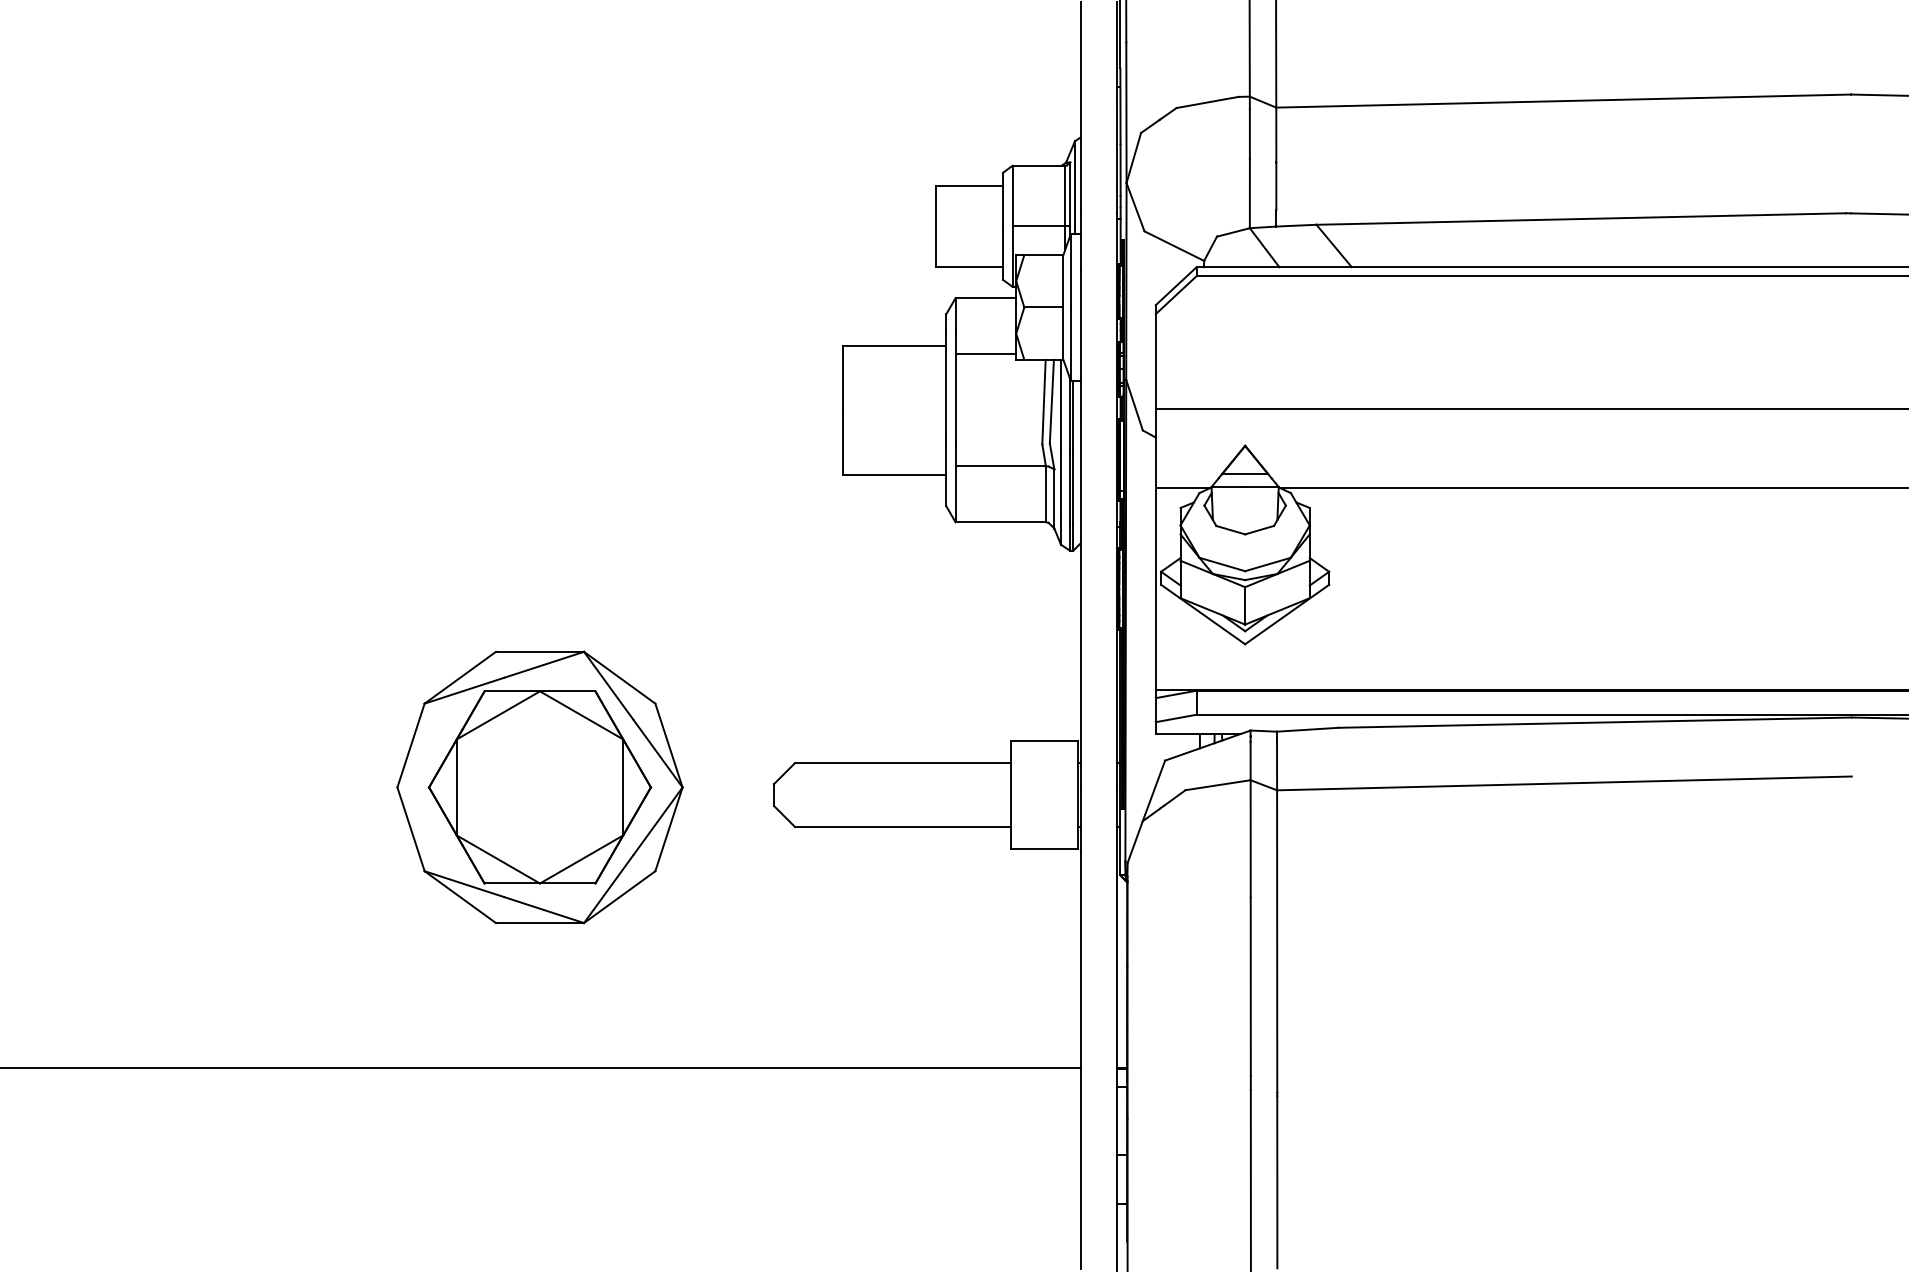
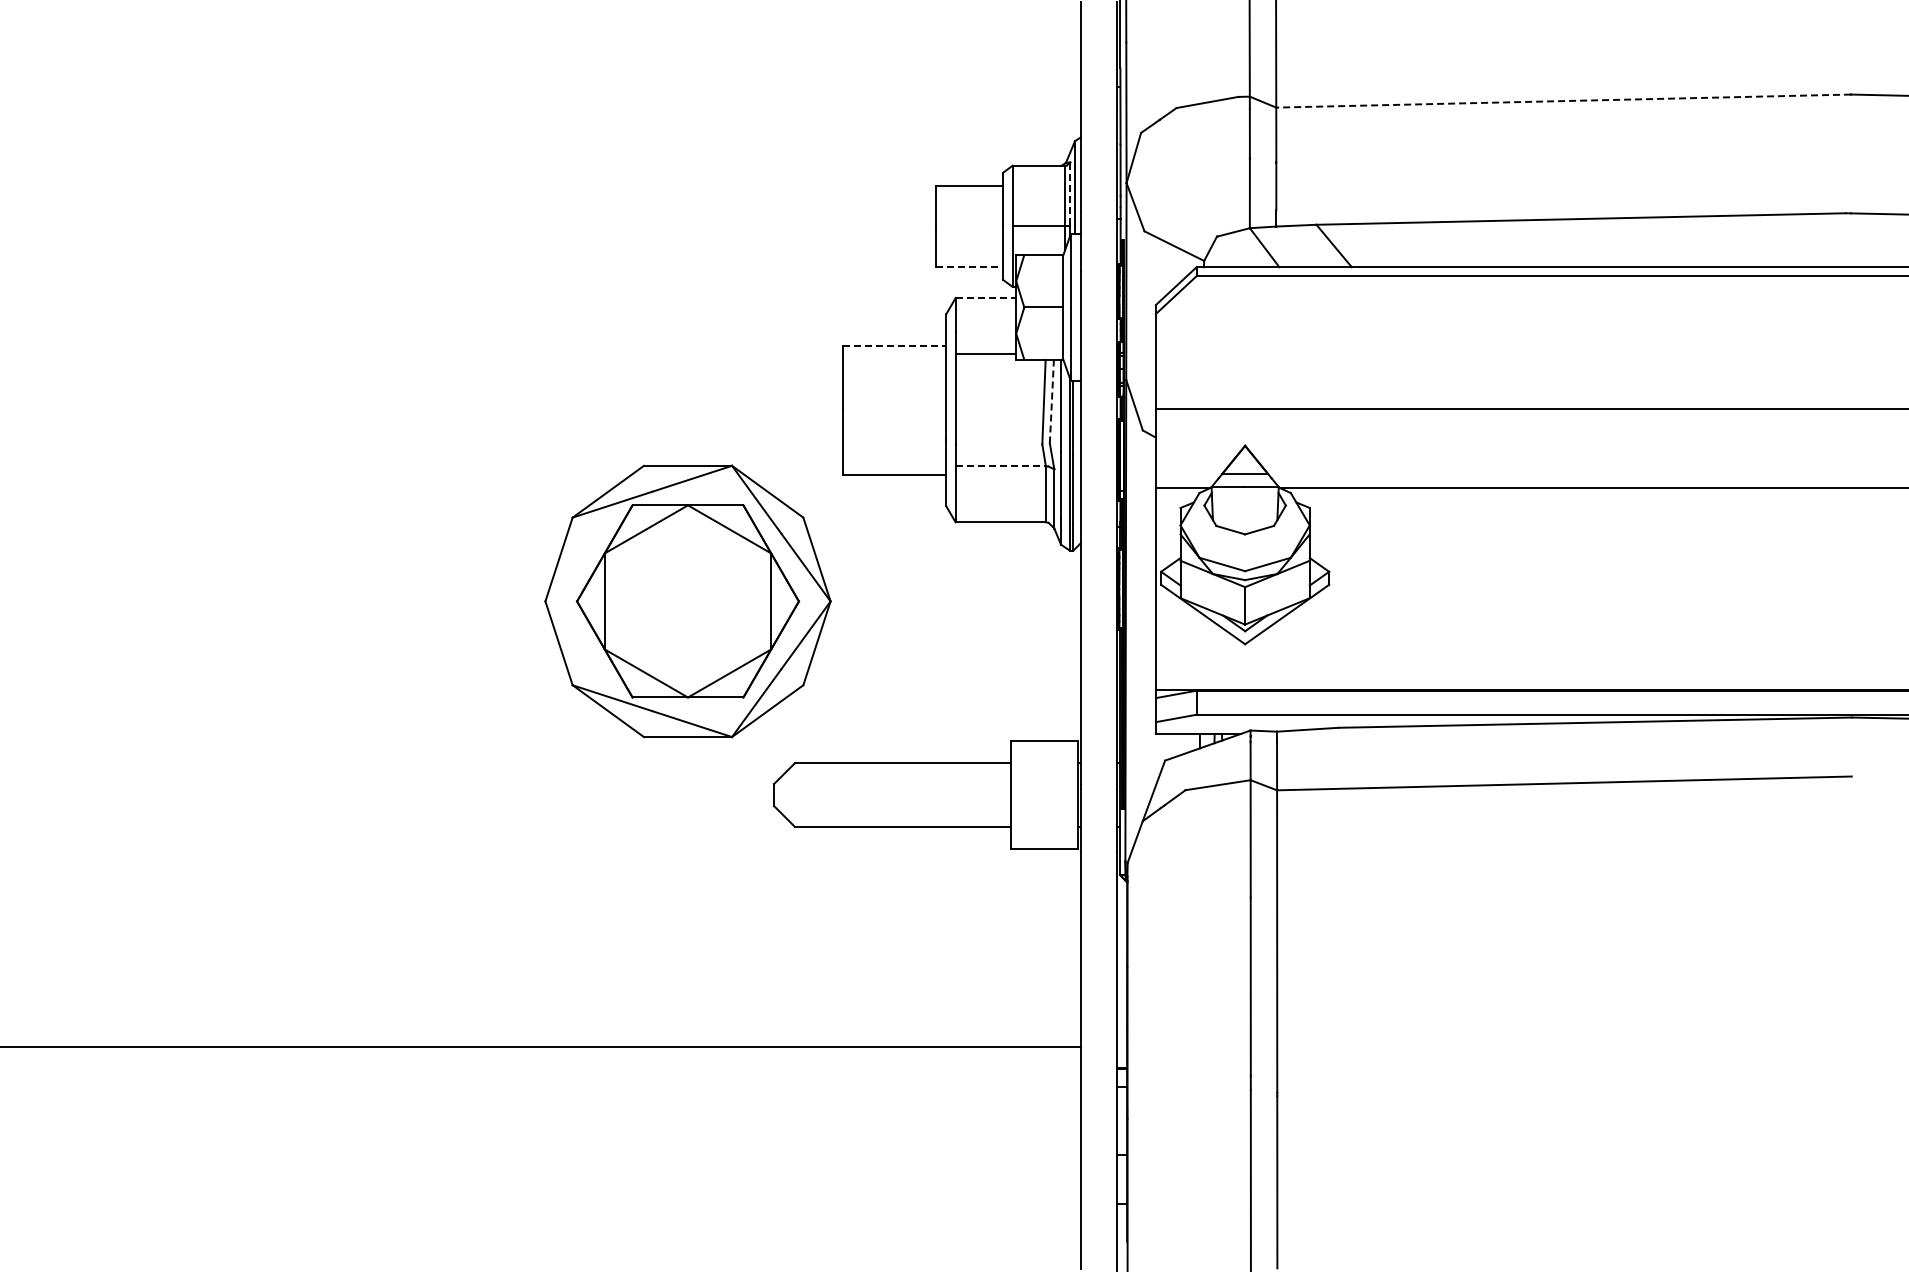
line: solid -> dashed (1563, 101)
line: solid -> dashed (1070, 194)
line: solid -> dashed (969, 266)
line: solid -> dashed (986, 298)
line: solid -> dashed (894, 345)
line: solid -> dashed (1051, 401)
line: solid -> dashed (1001, 466)
part position: (539, 787) -> (687, 601) (687, 601)
line position: (541, 1067) -> (541, 1046) (541, 1046)
